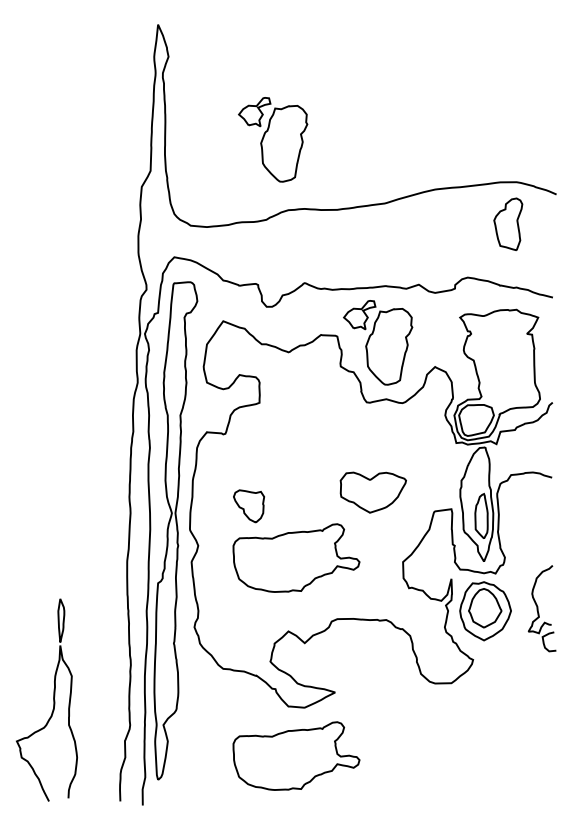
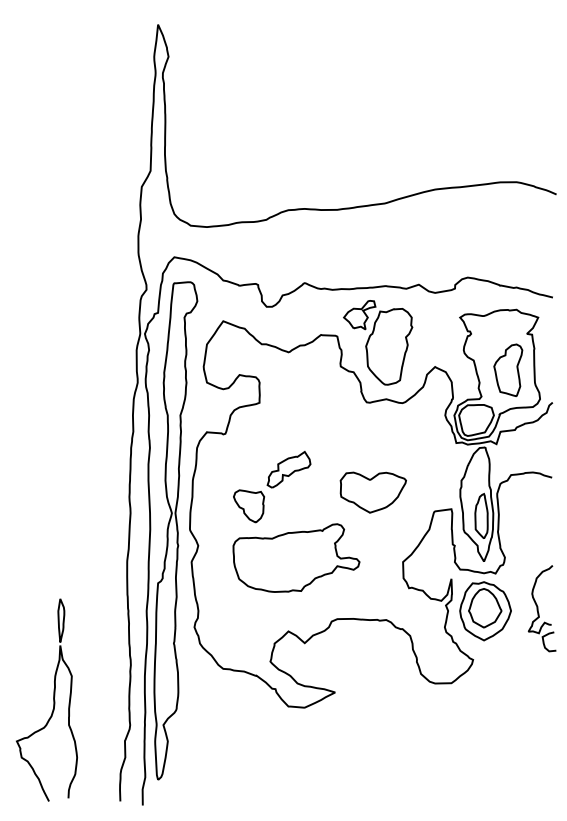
part: present -> none (273, 139)
part position: (508, 223) -> (508, 369) (508, 369)
part: none -> present (288, 469)
part: present -> none (296, 755)
